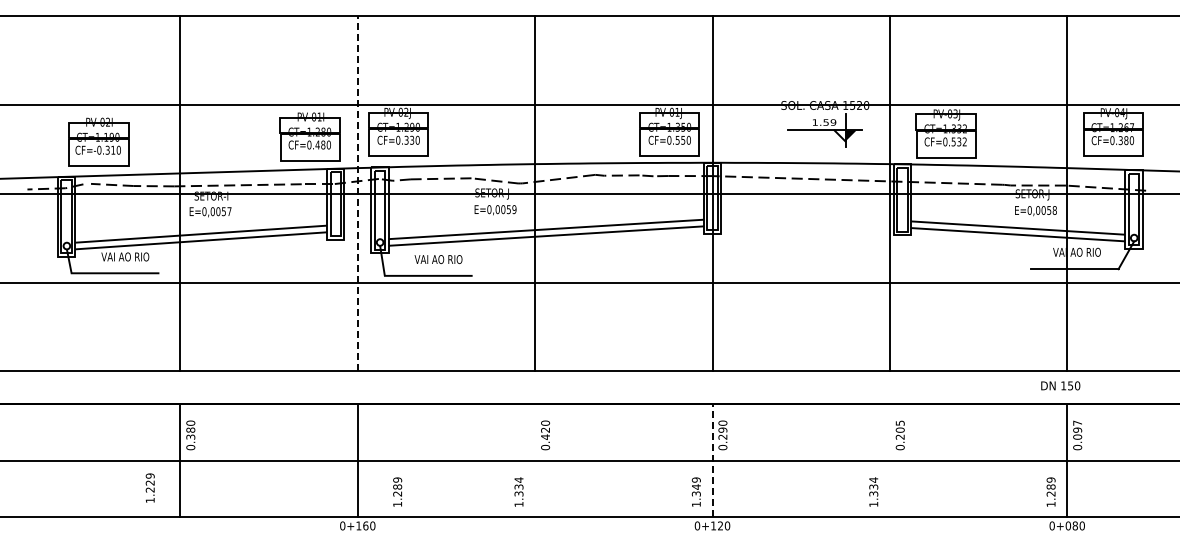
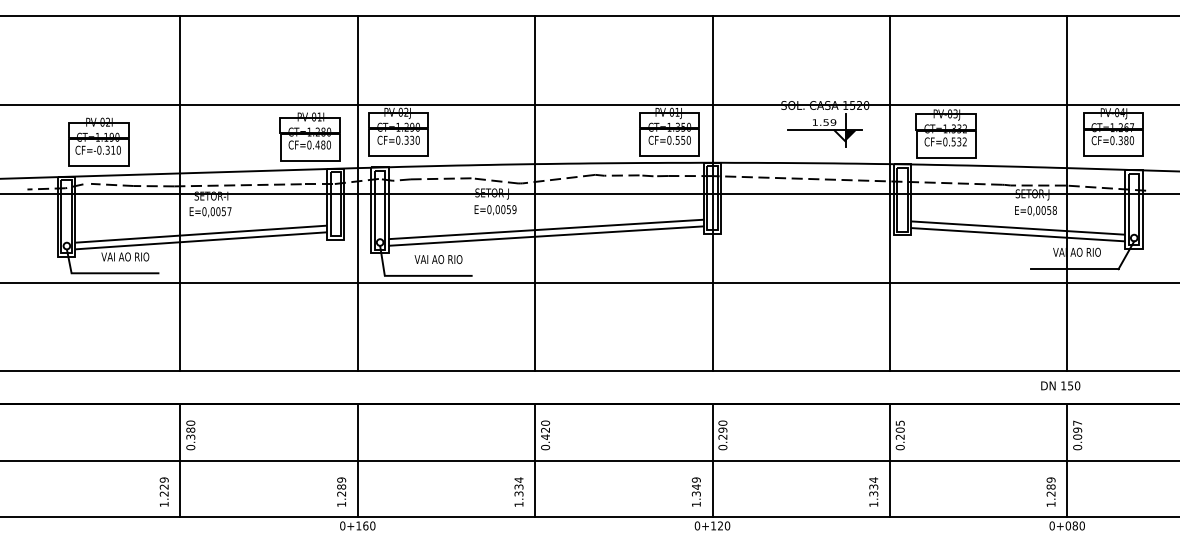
line: dashed -> solid (357, 193)
line: none -> present (535, 460)
line: dashed -> solid (712, 460)
line: none -> present (889, 460)
text position: (149, 487) -> (163, 491) (163, 491)
text position: (397, 491) -> (341, 491) (341, 491)
